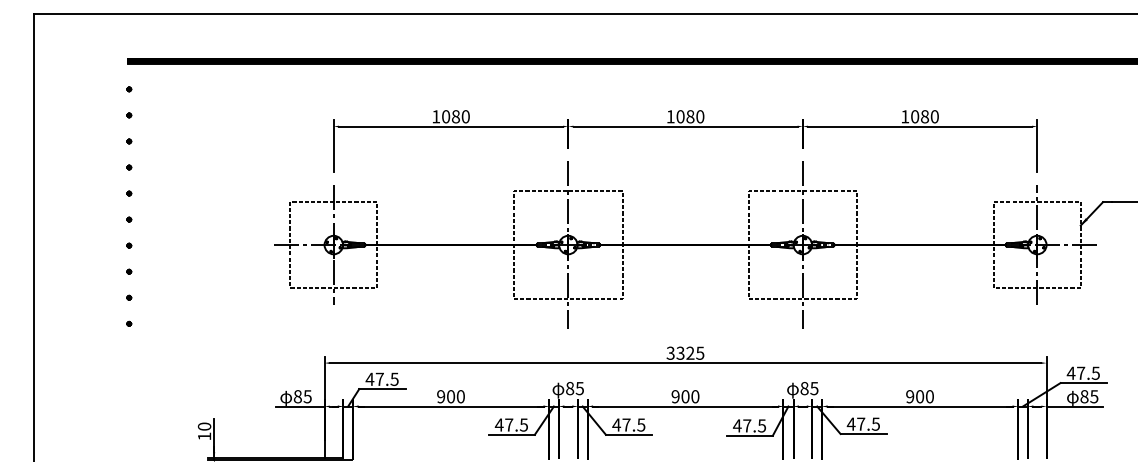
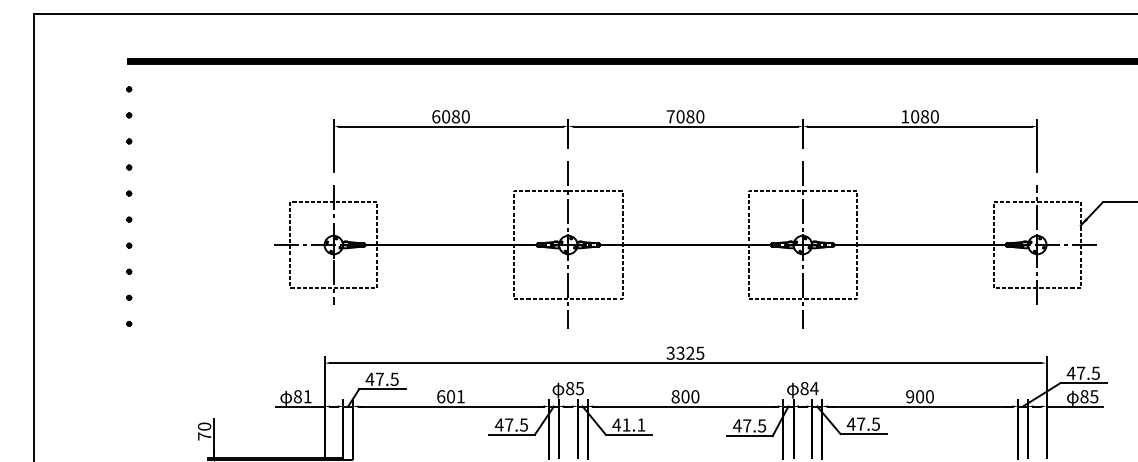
text: 1080 -> 6080 (436, 116)
text: 1080 -> 7080 (670, 116)
text: 85 -> 84 (814, 388)
text: 85 -> 81 (307, 396)
text: 900 -> 601 (450, 396)
text: 900 -> 800 (675, 396)
text: 47.5 -> 41.1 (633, 424)
text: 10 -> 70 (204, 436)
